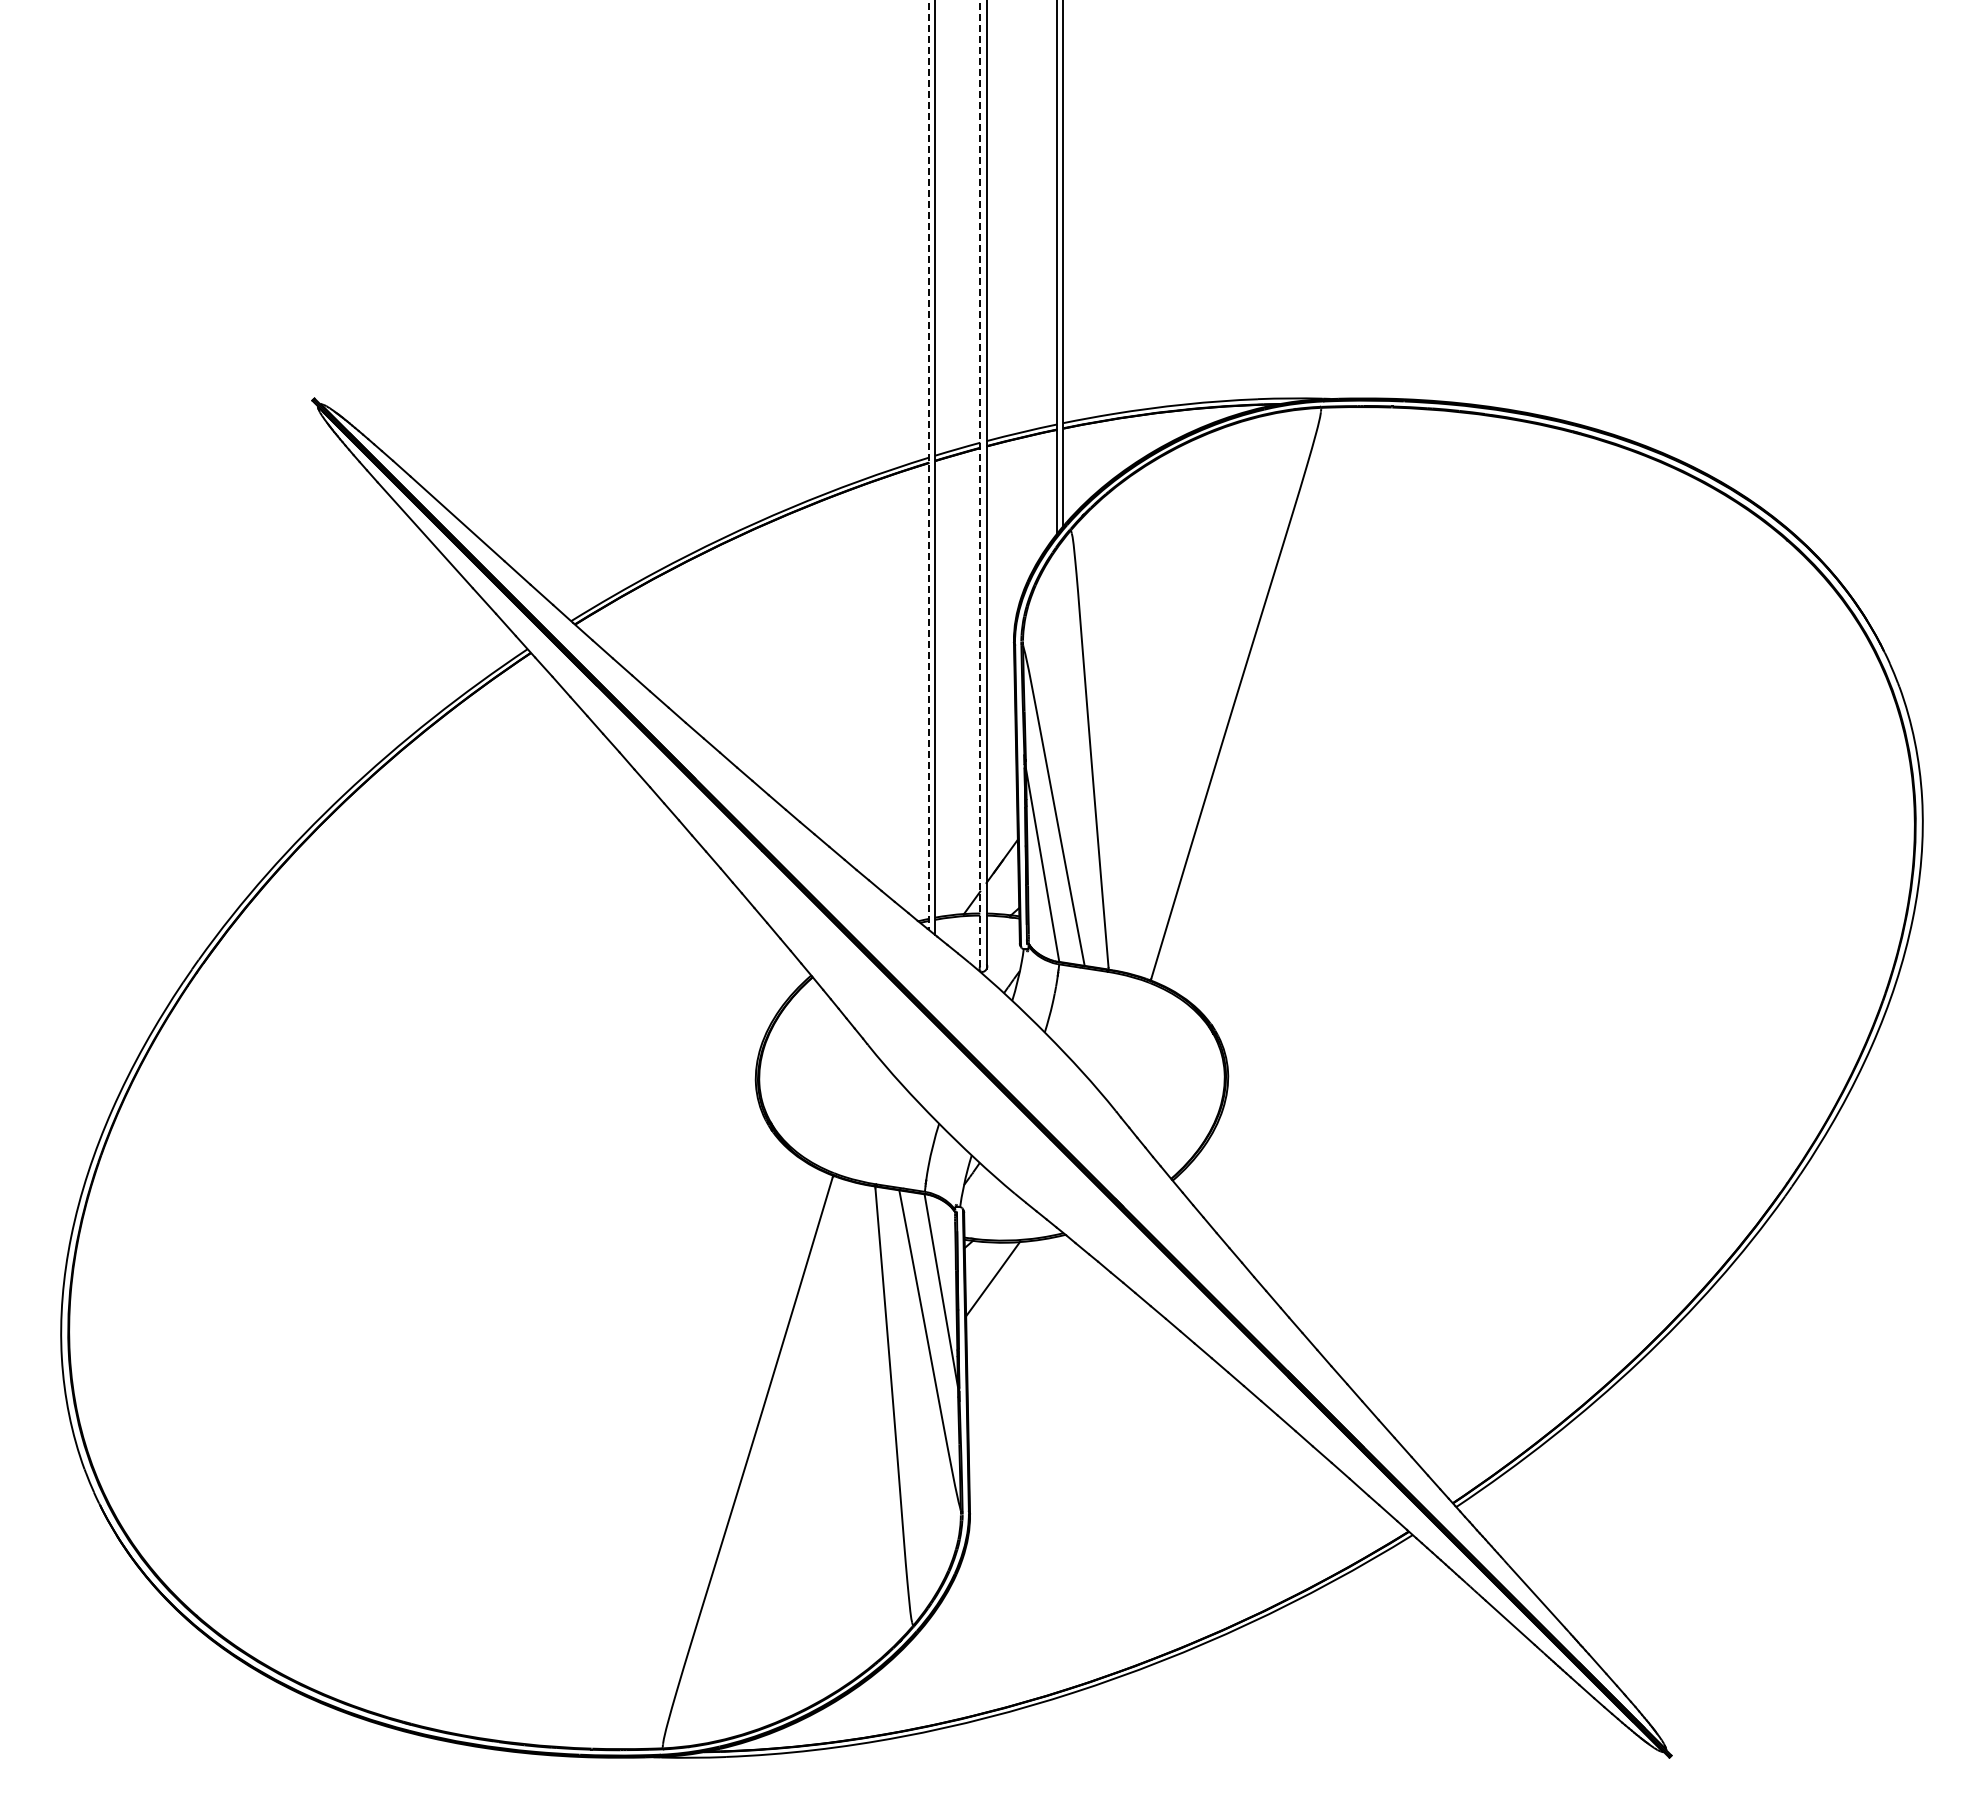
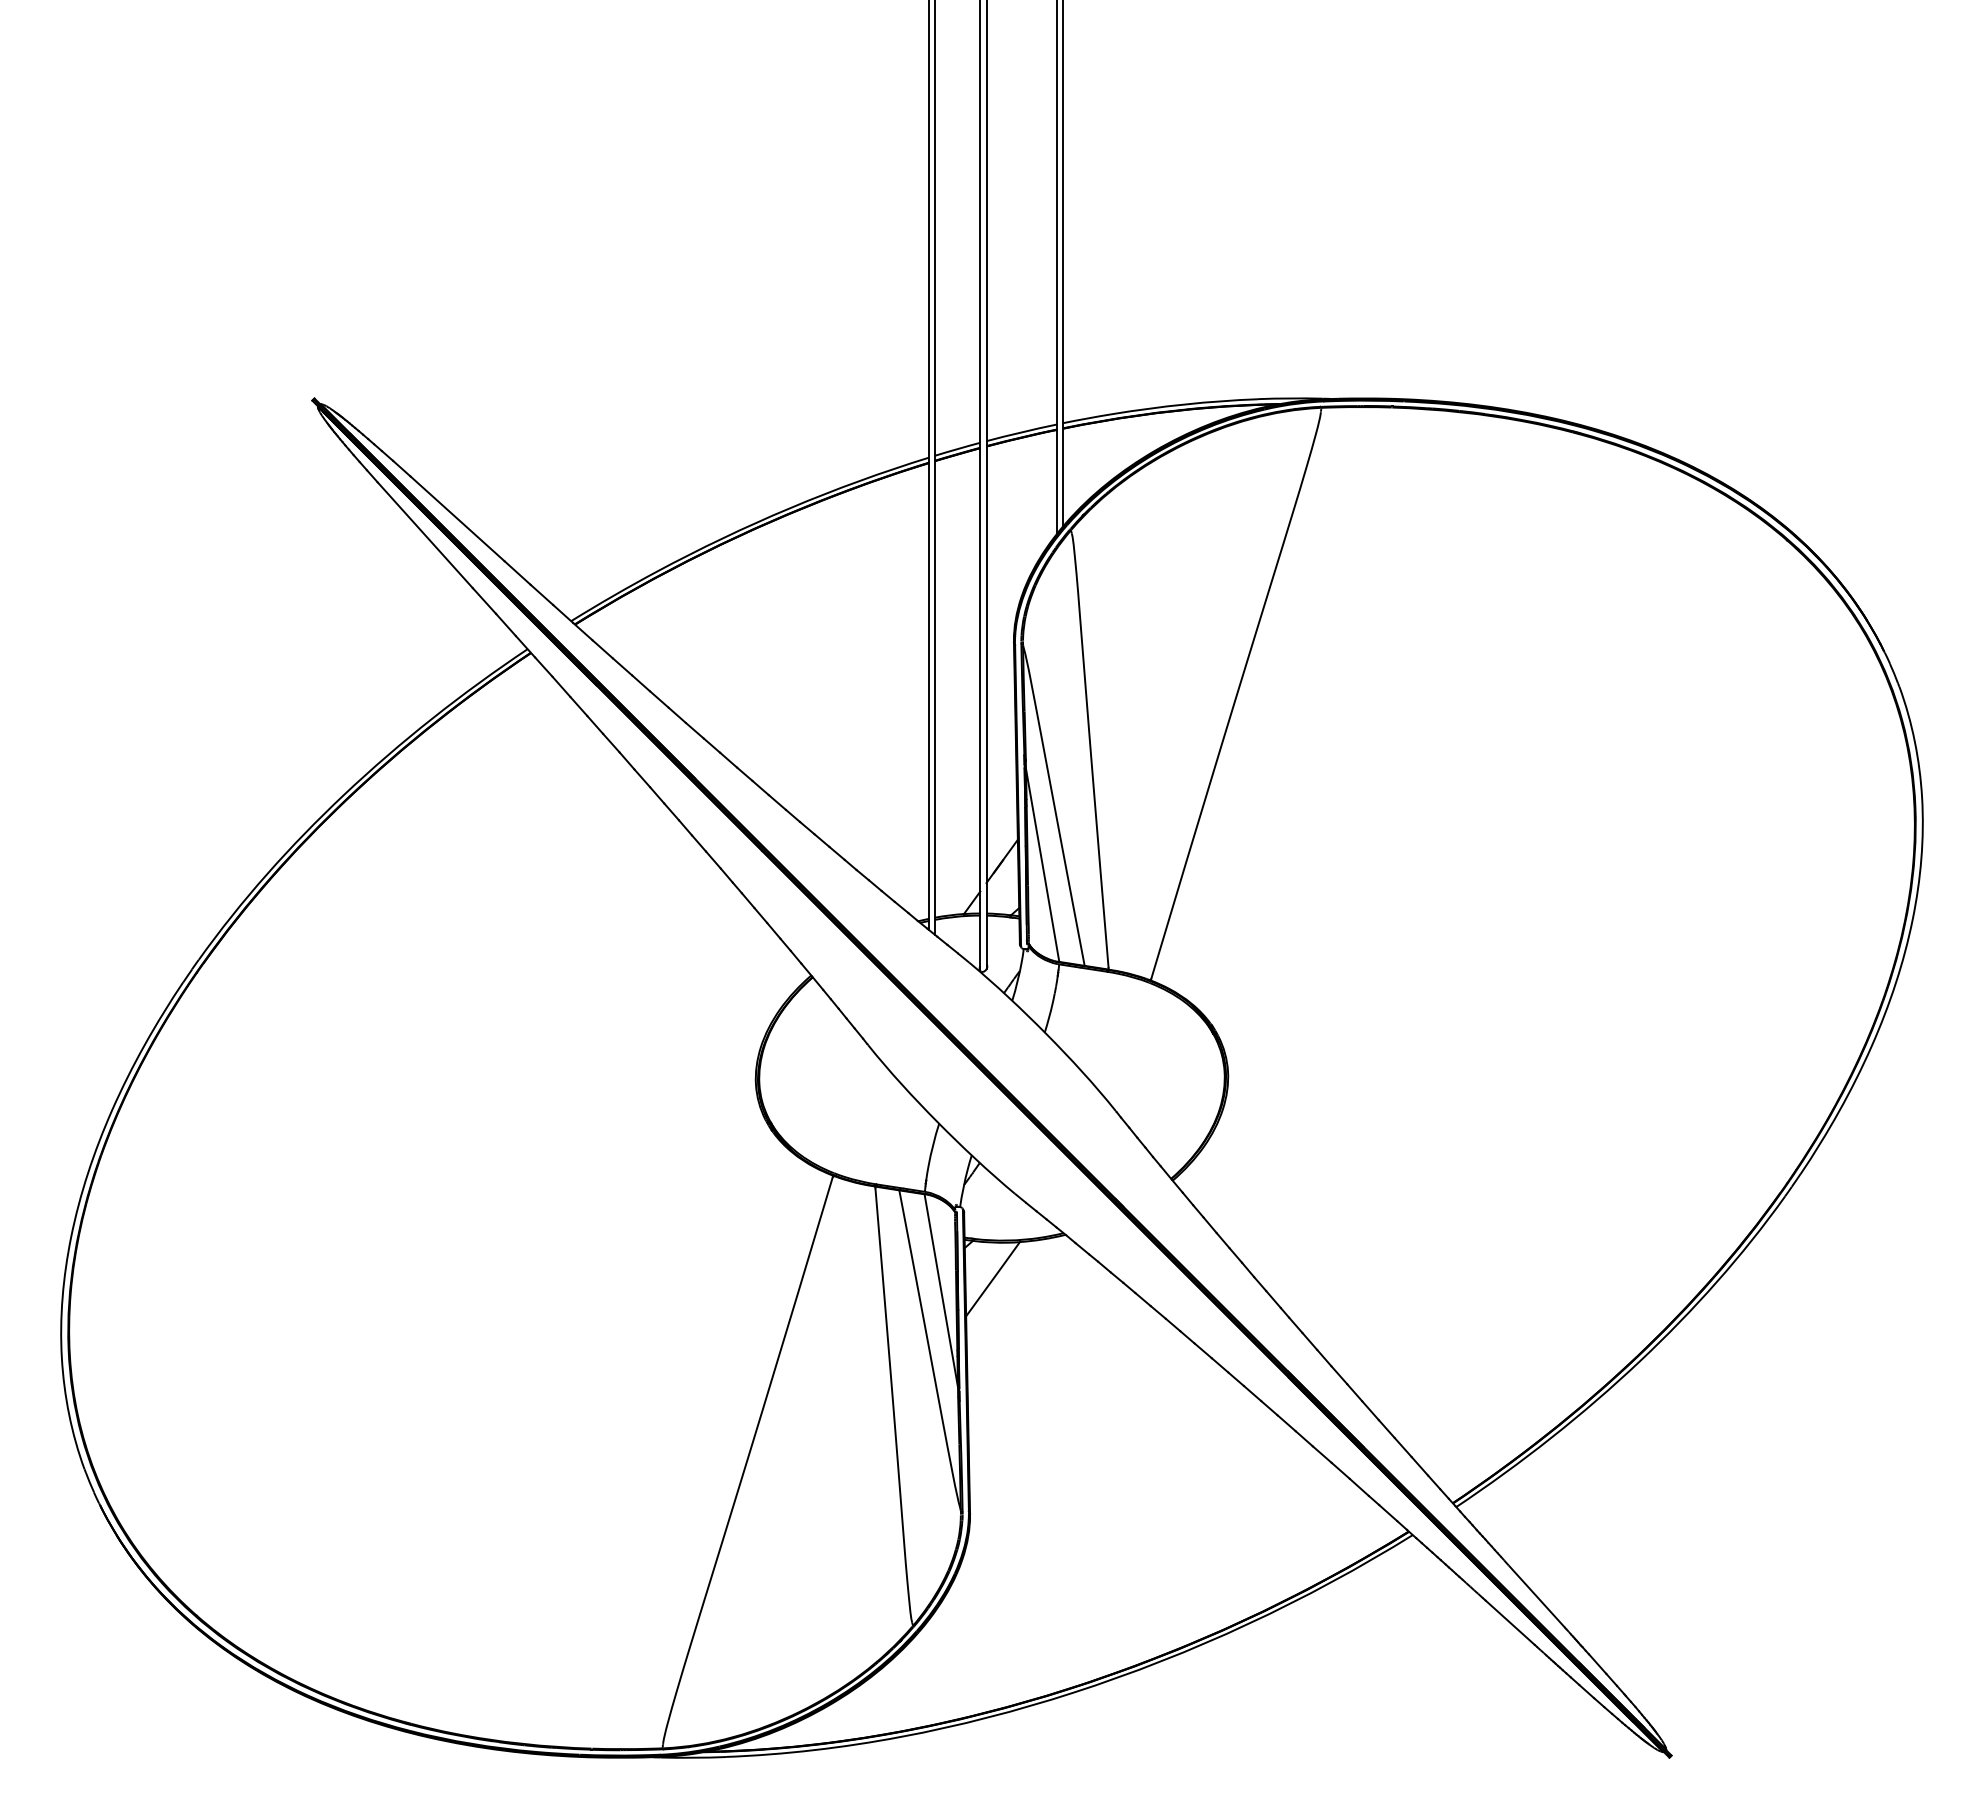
line: dashed -> solid (929, 465)
line: dashed -> solid (980, 486)
